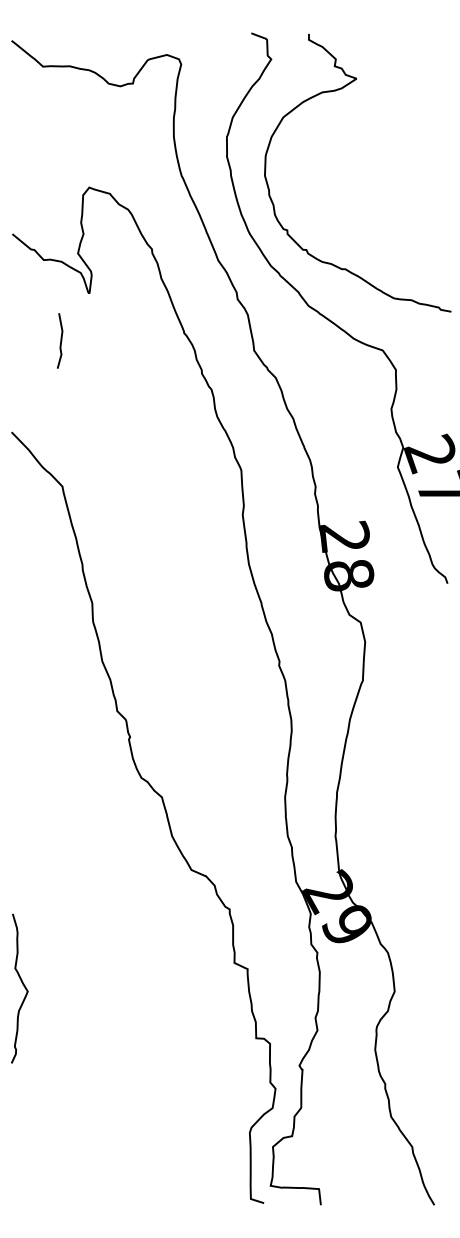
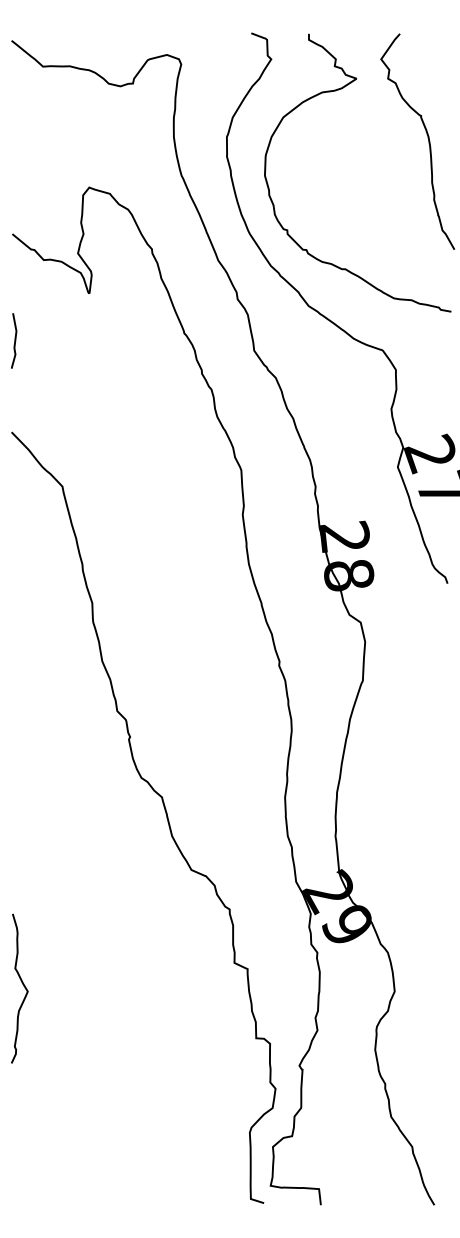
curve: none -> present (427, 138)
curve position: (60, 340) -> (14, 340) (14, 340)
